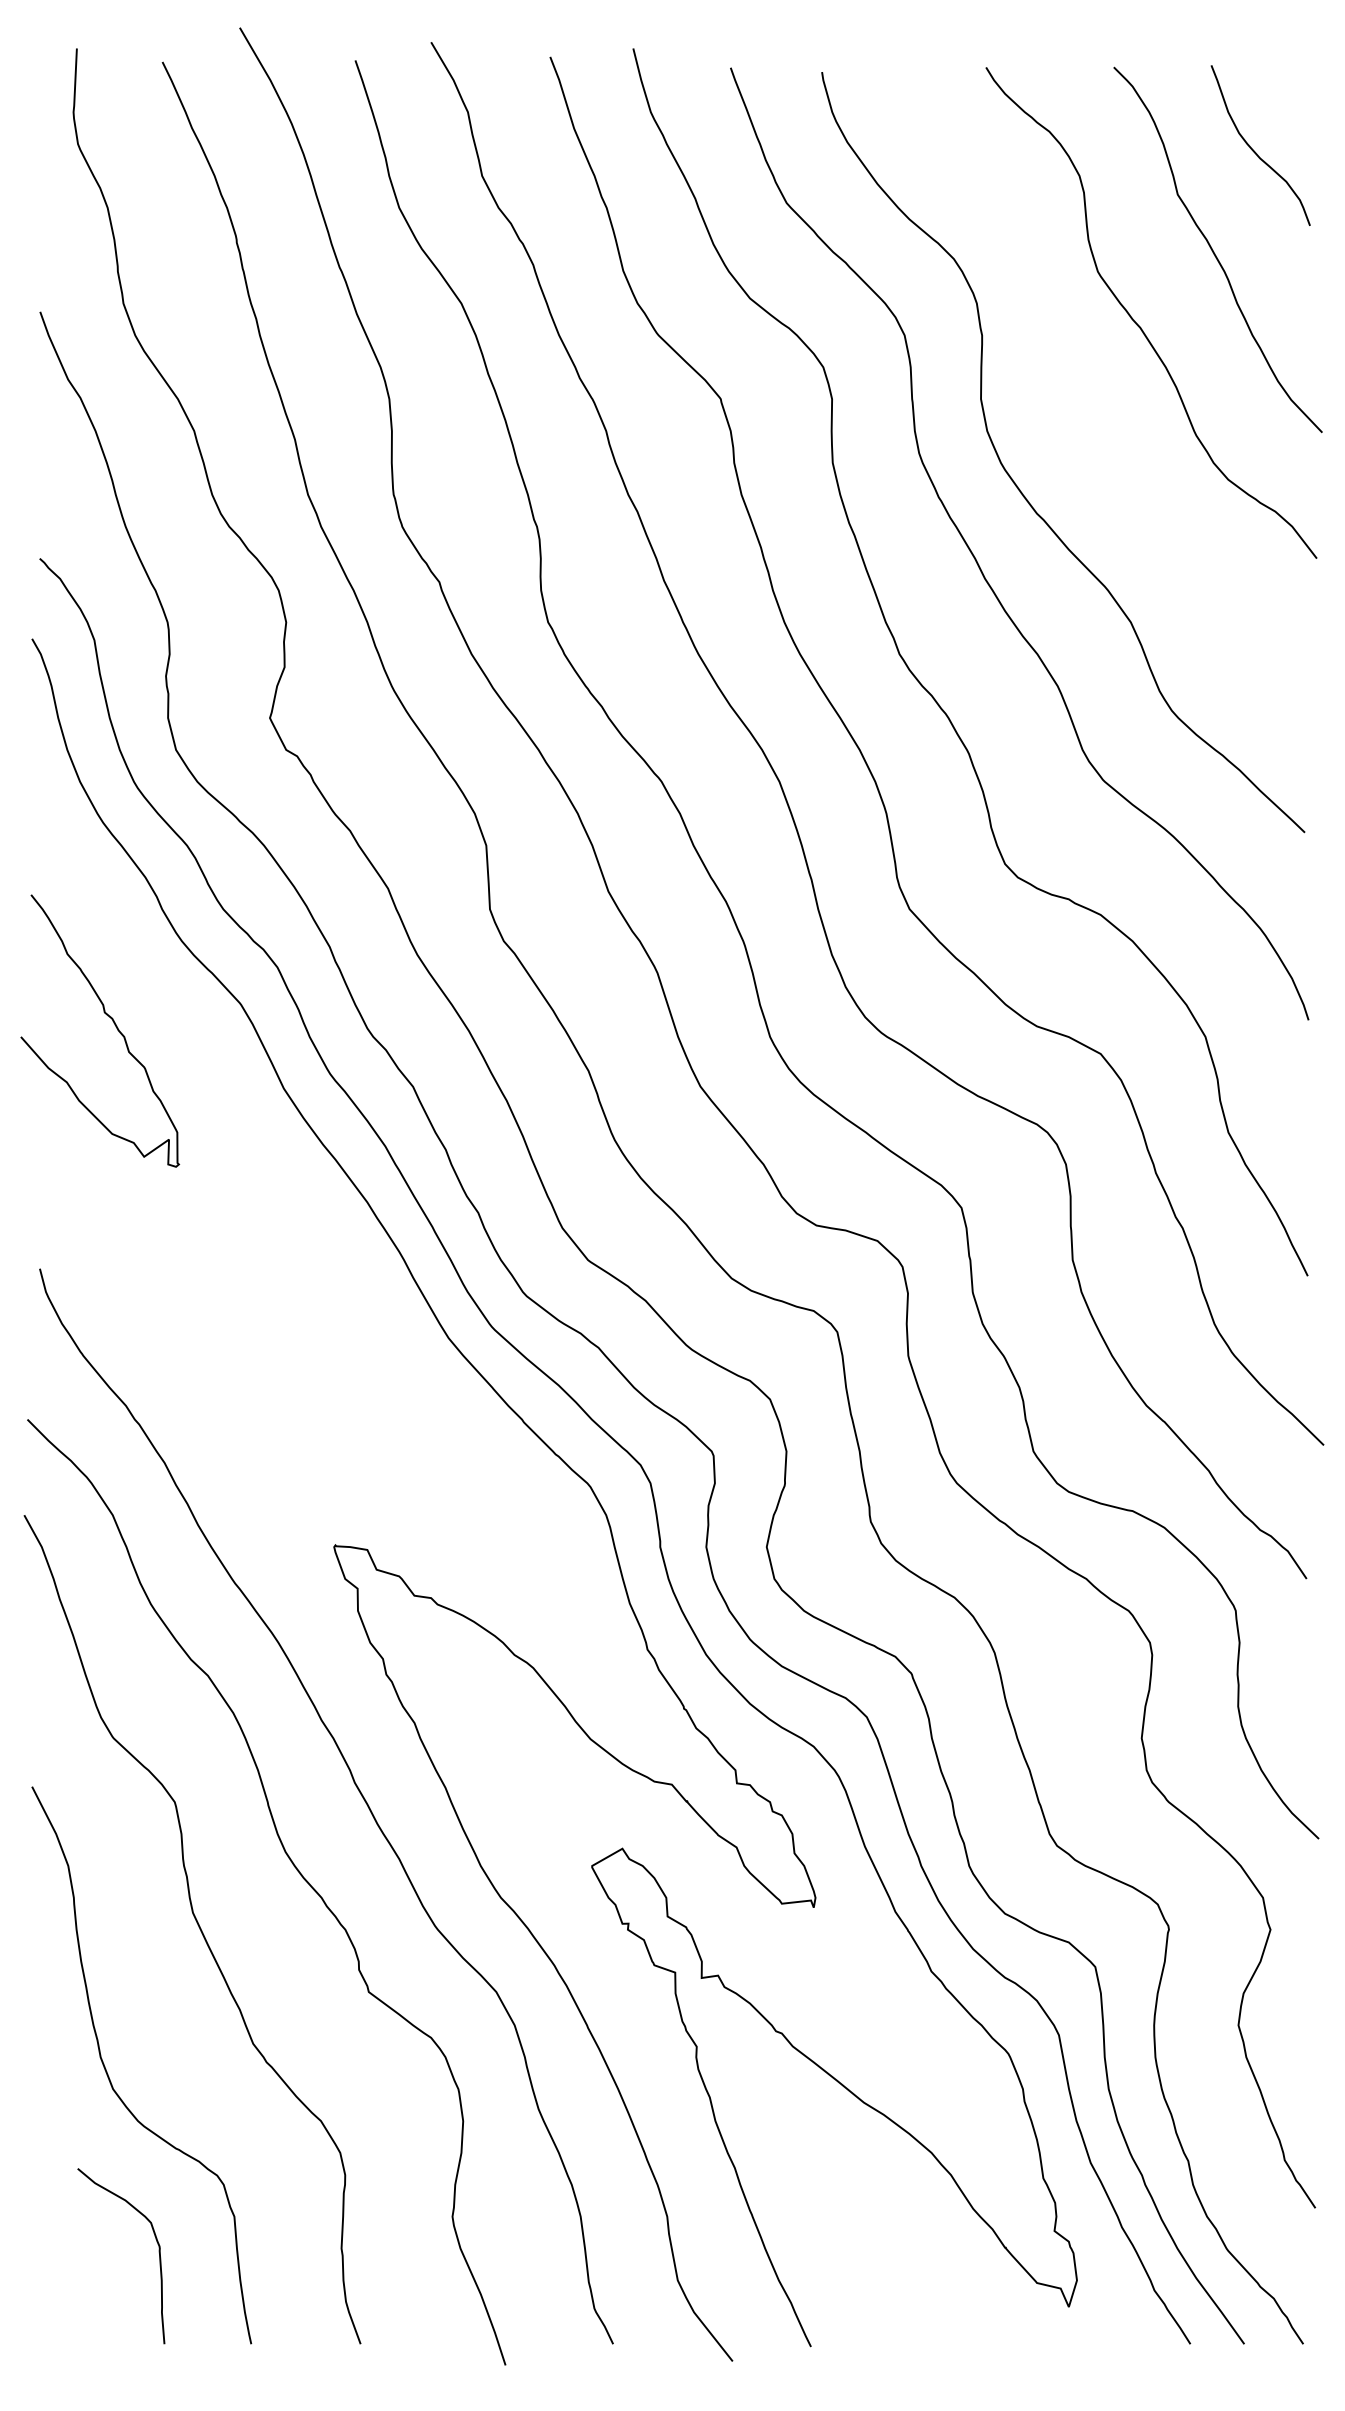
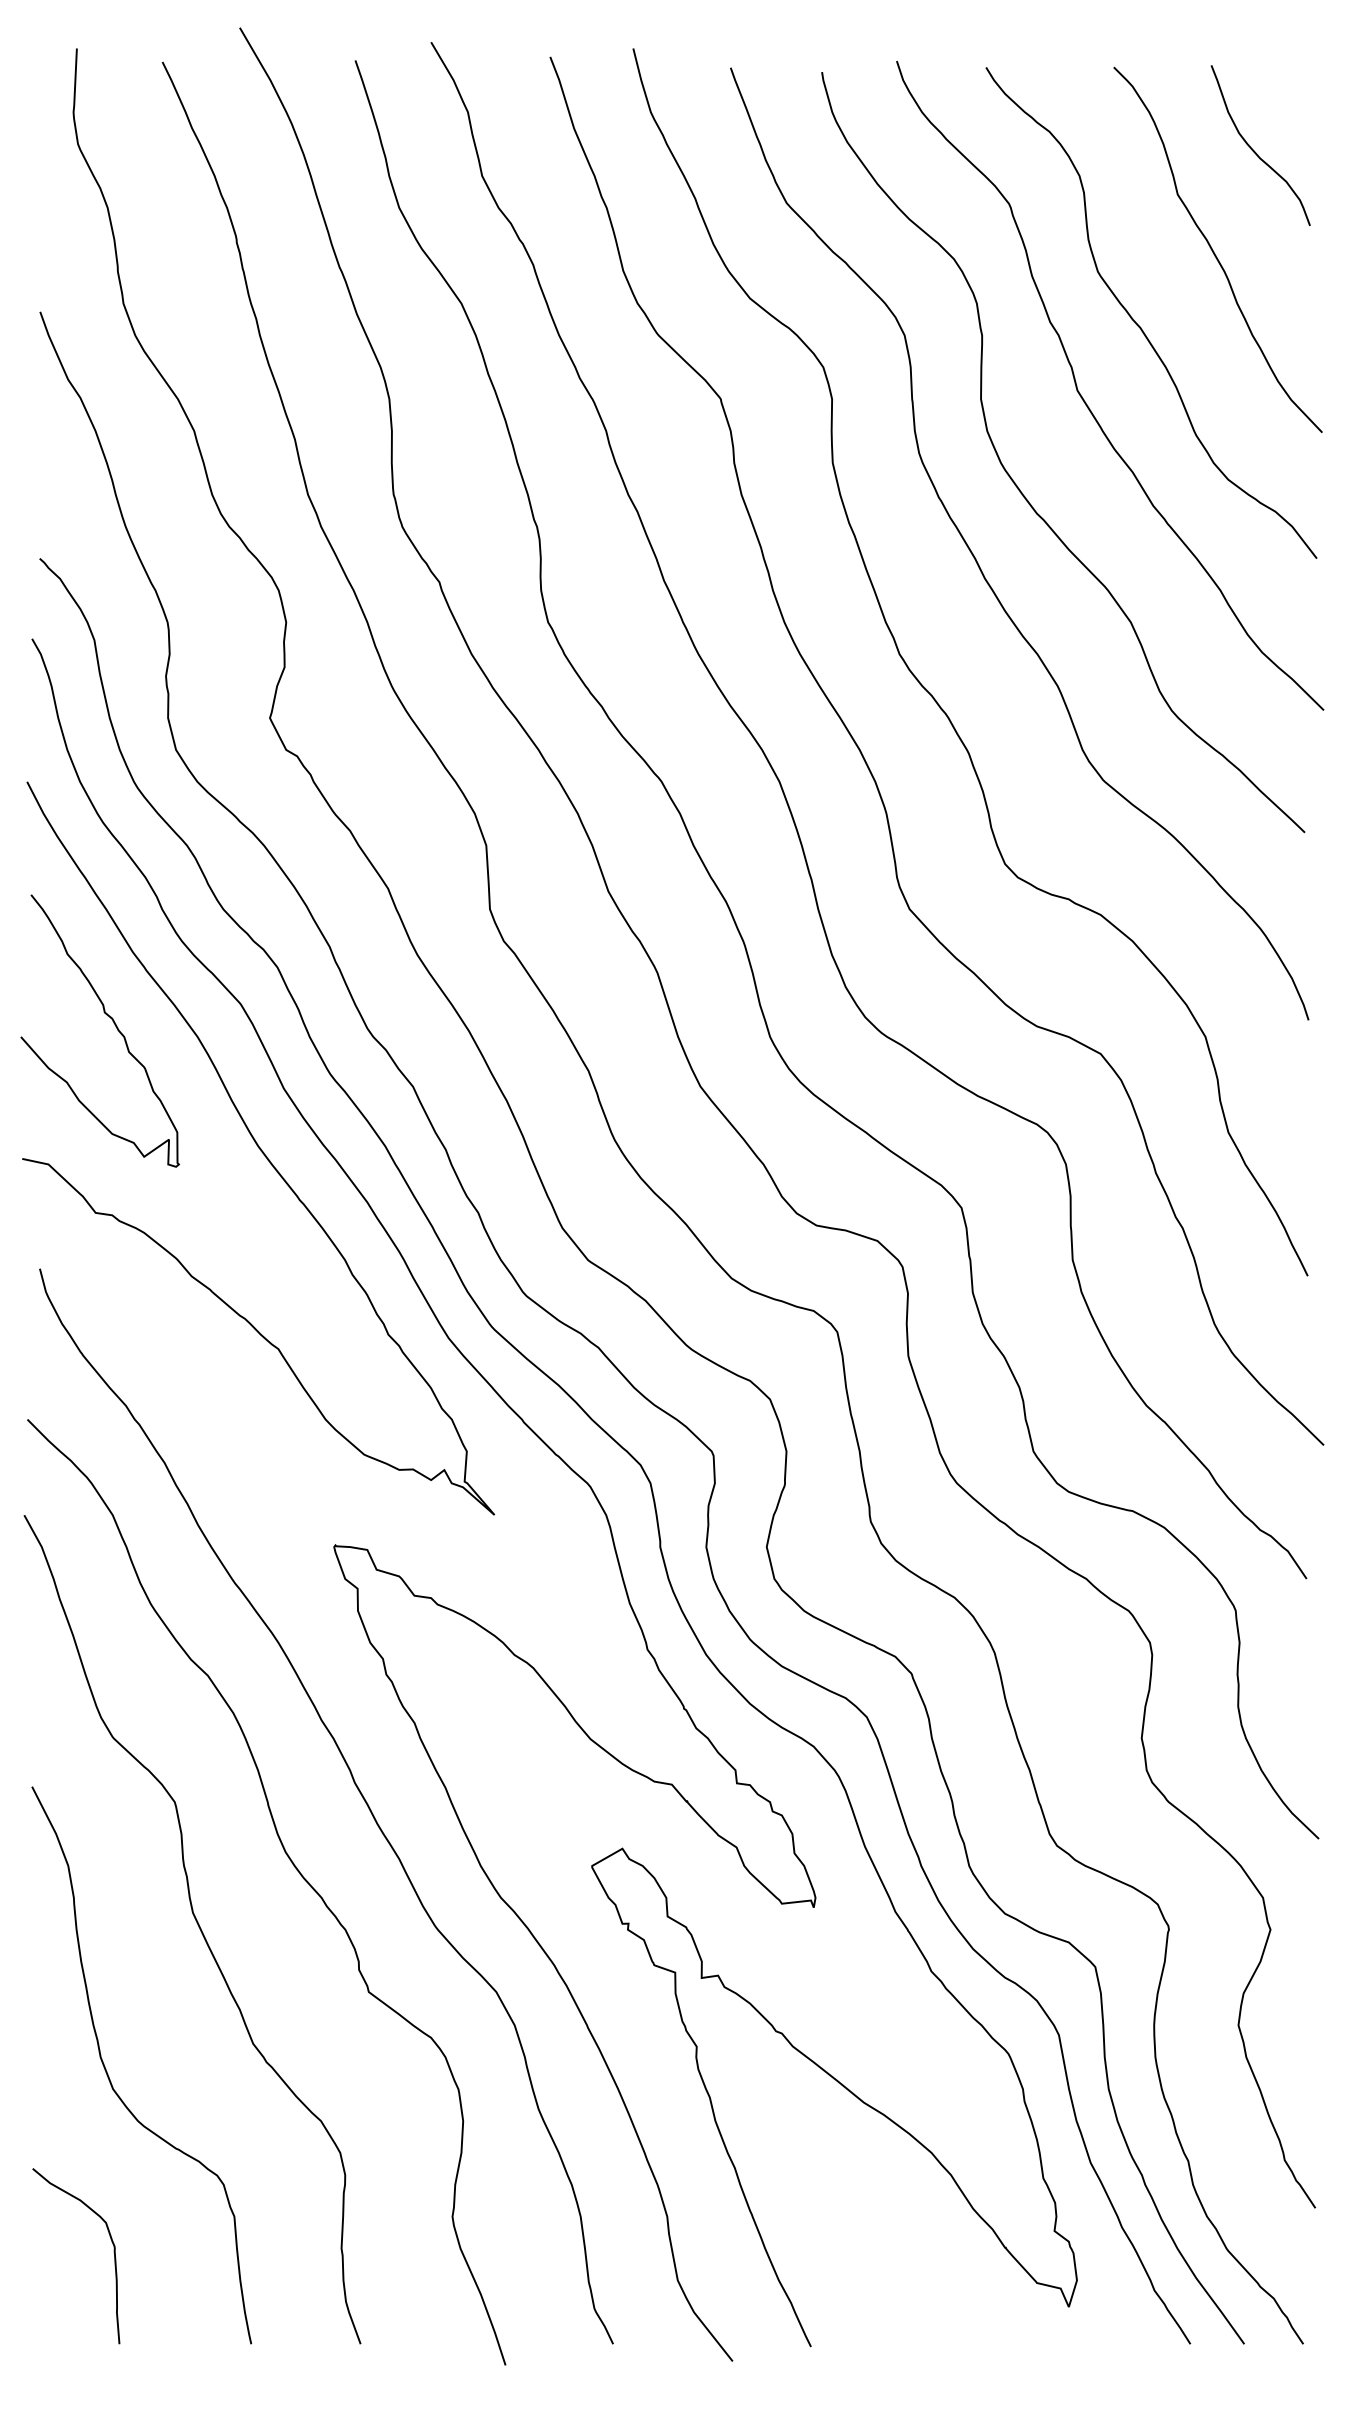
curve: none -> present (1086, 402)
curve: none -> present (258, 1148)
curve position: (158, 2252) -> (113, 2252) (113, 2252)
